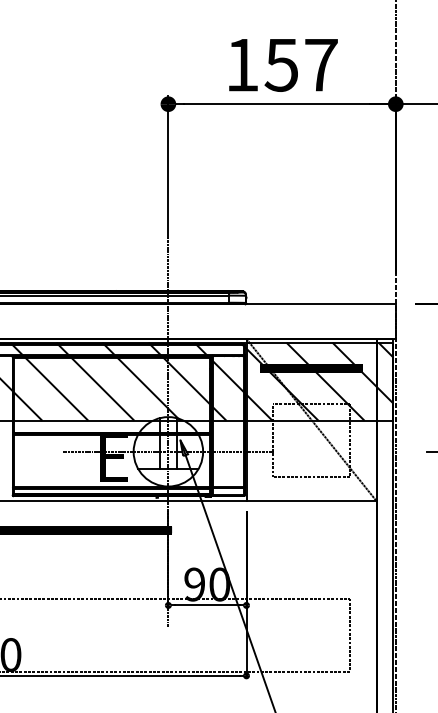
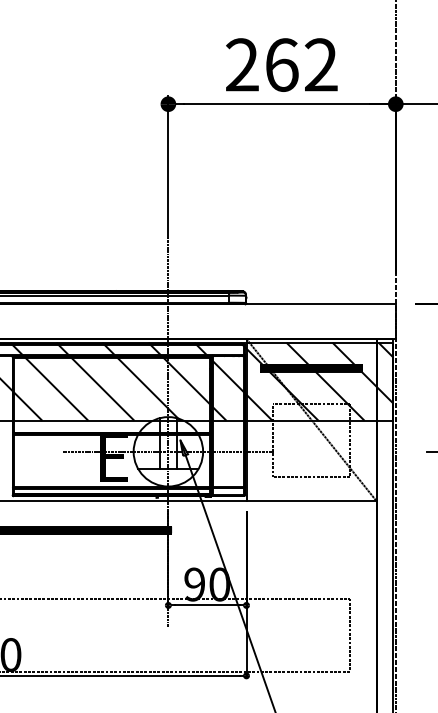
text: 157 -> 262 (281, 64)
